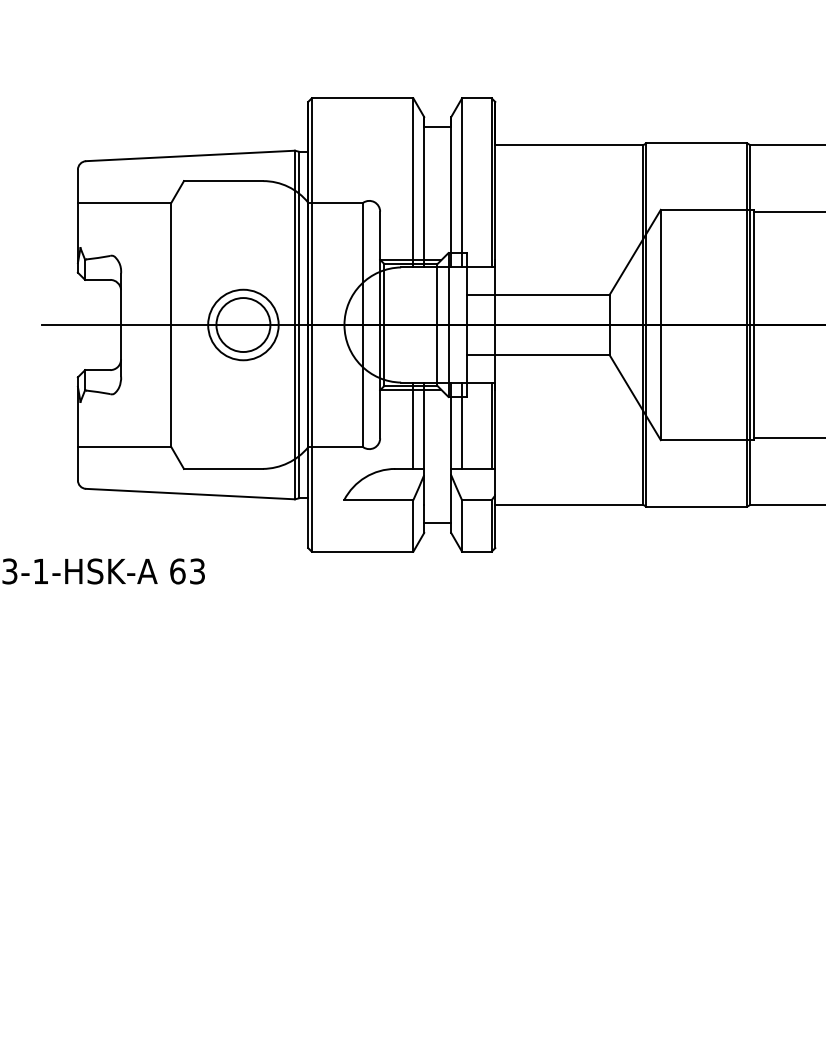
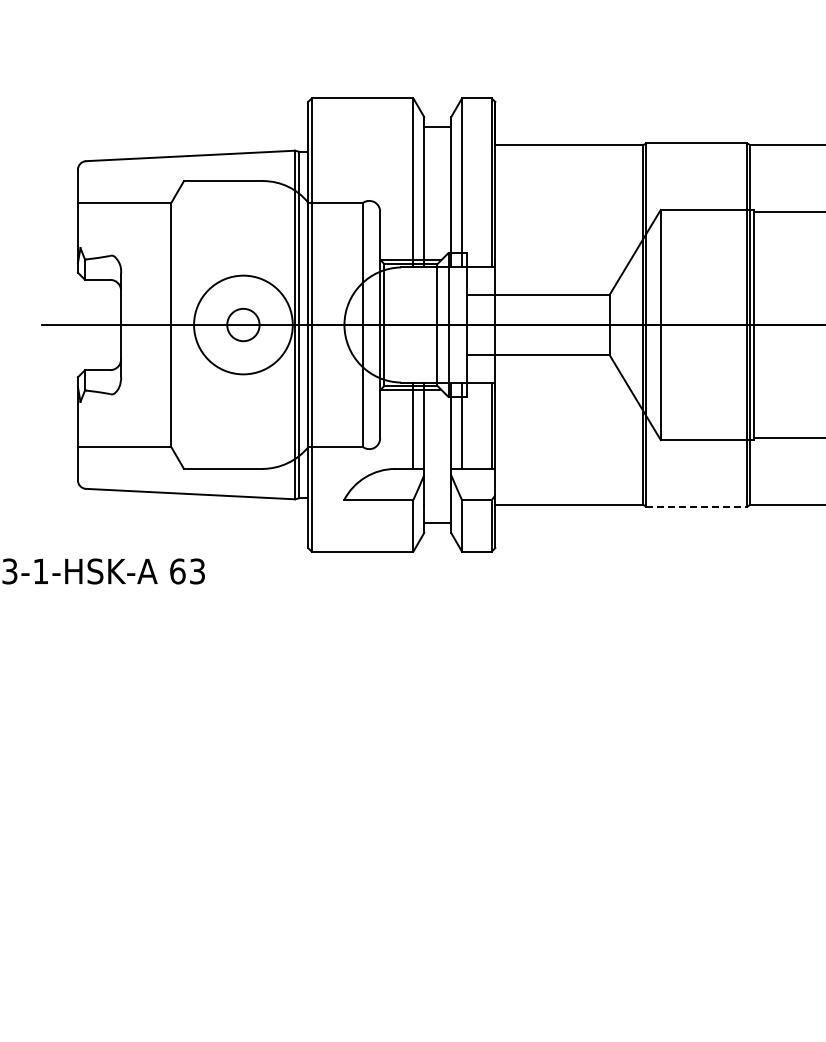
circle diameter: 71 px -> 99 px (243, 324)
circle diameter: 54 px -> 32 px (243, 324)
line: solid -> dashed (697, 506)
